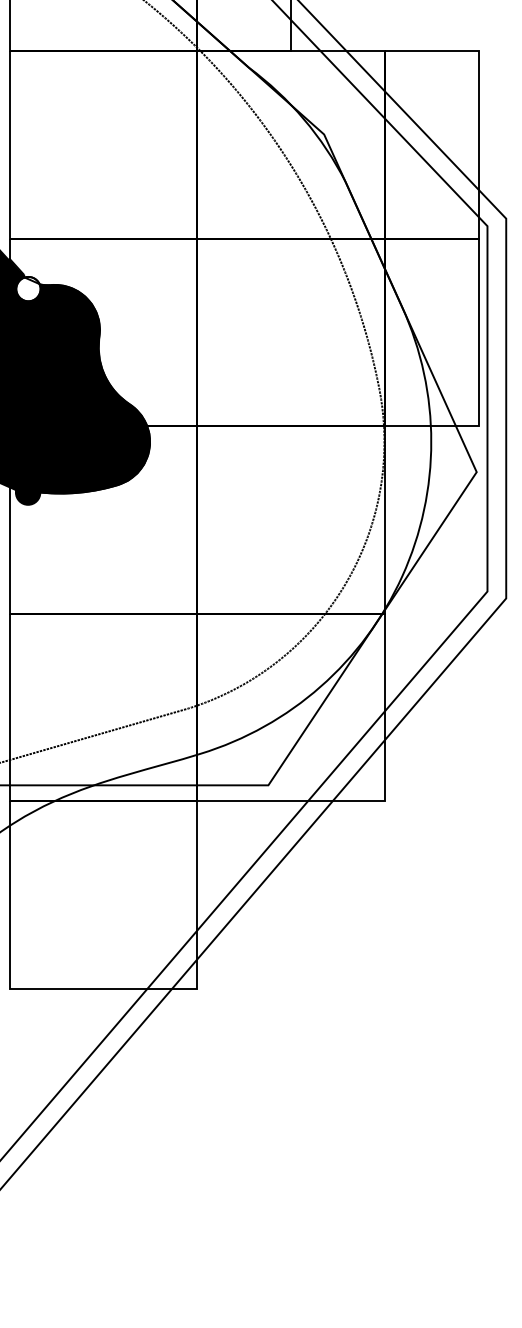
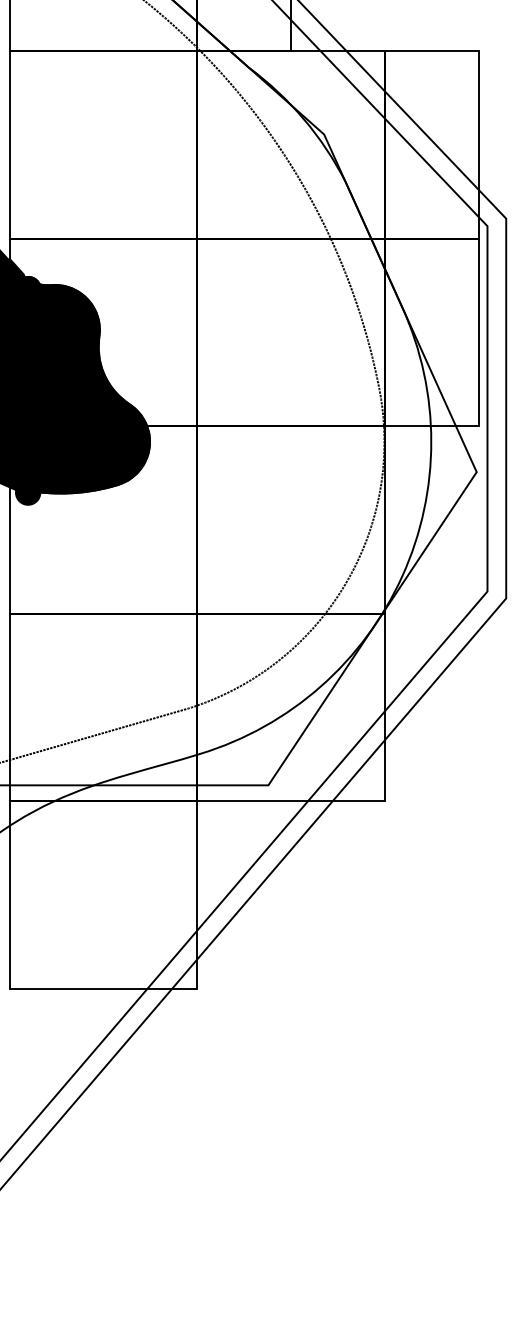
fill: none -> present (28, 288)
